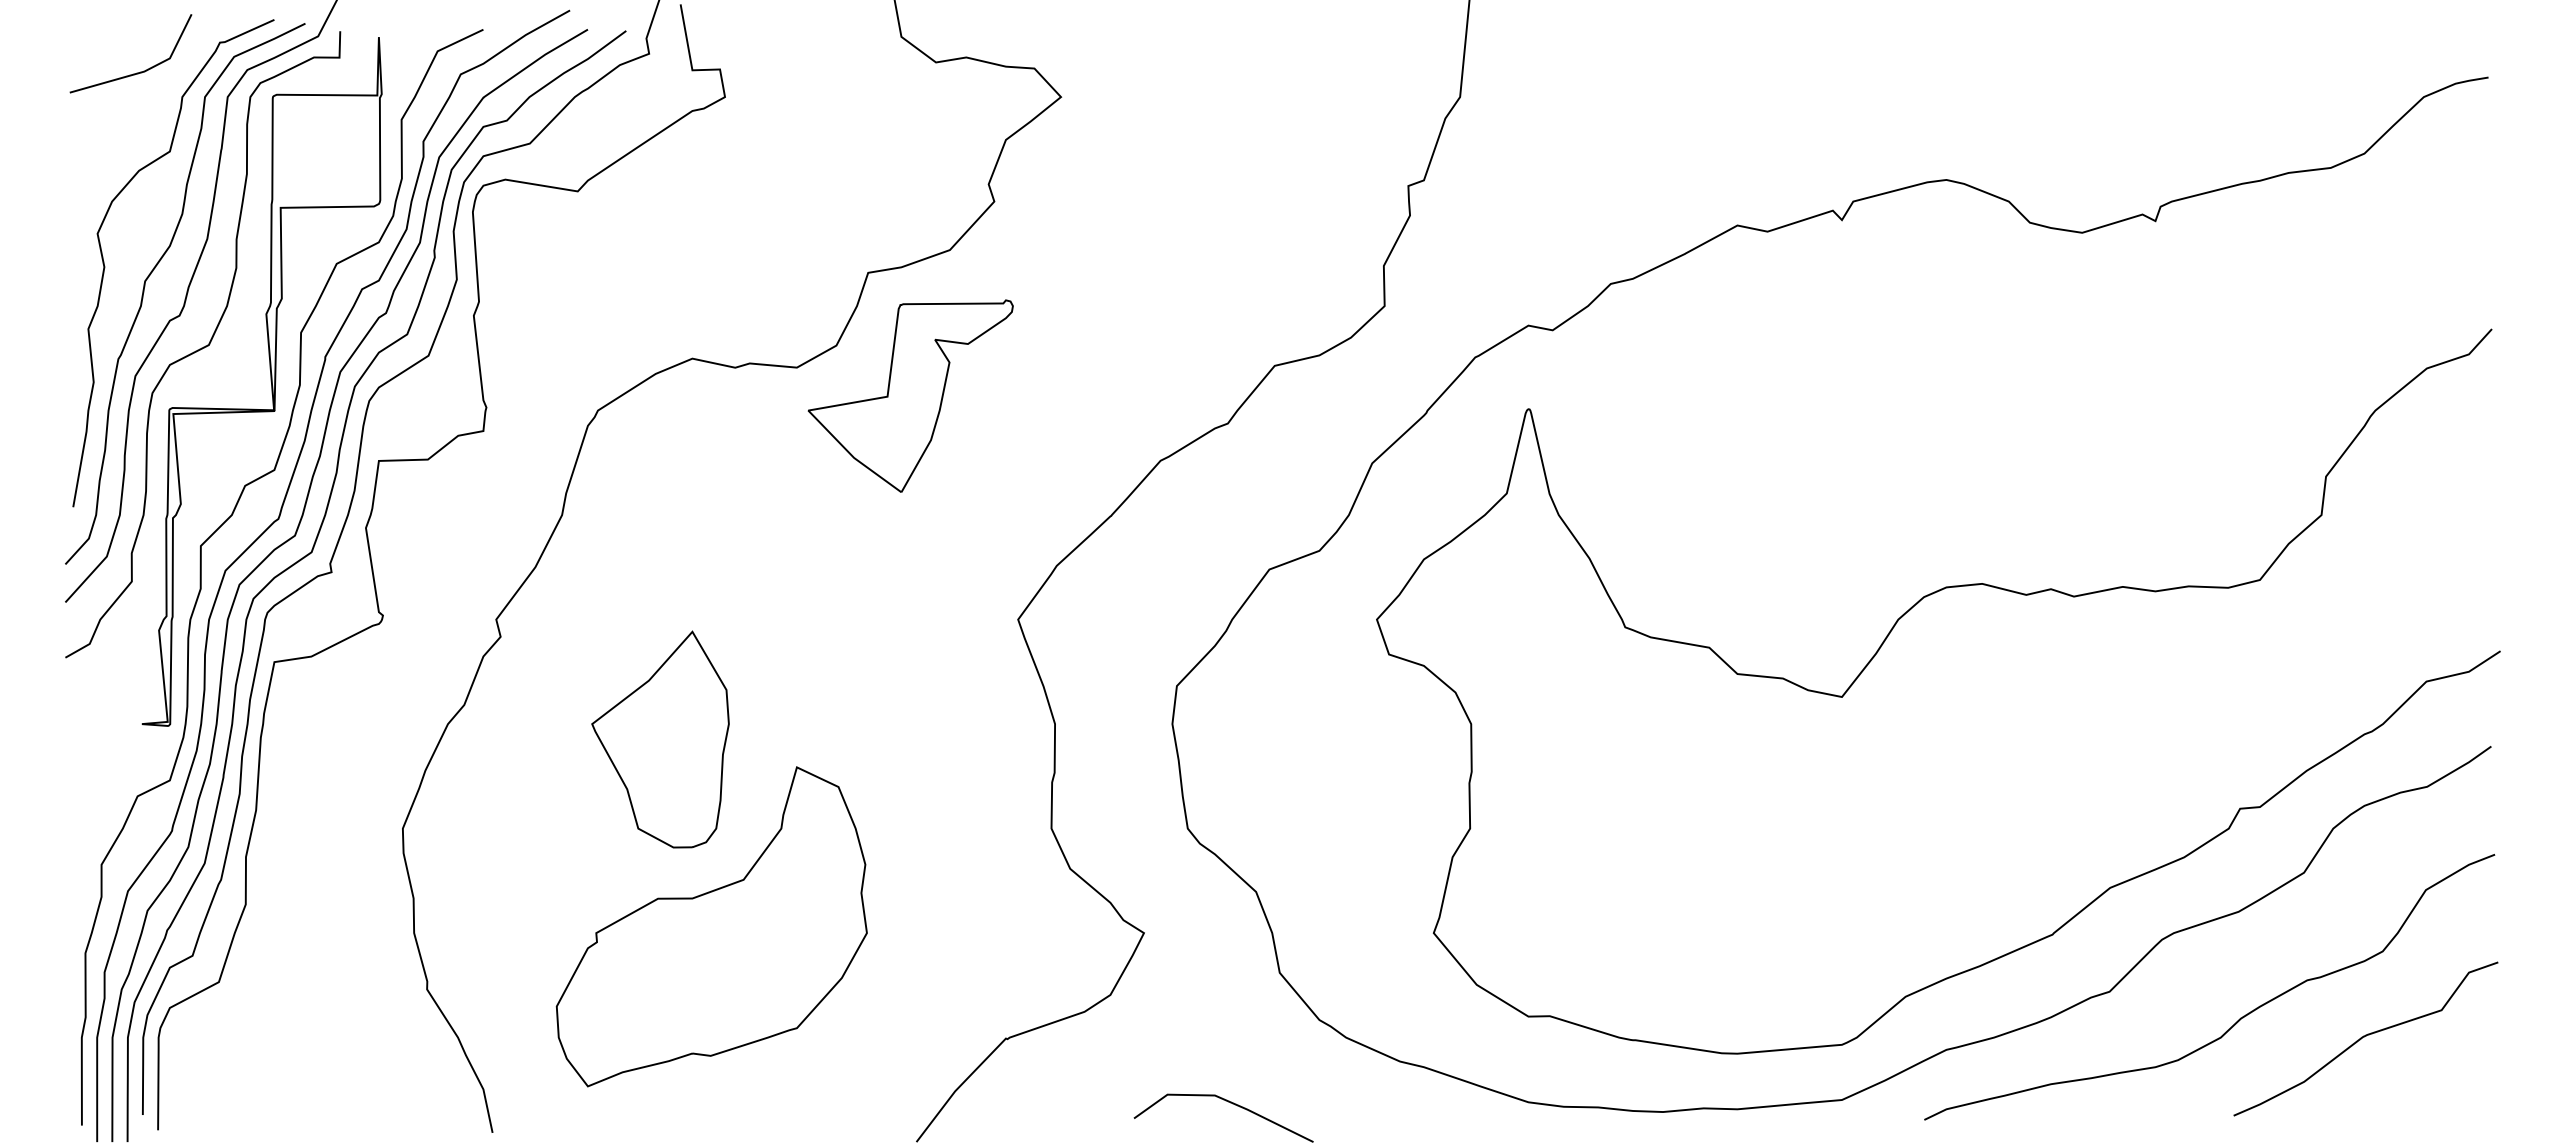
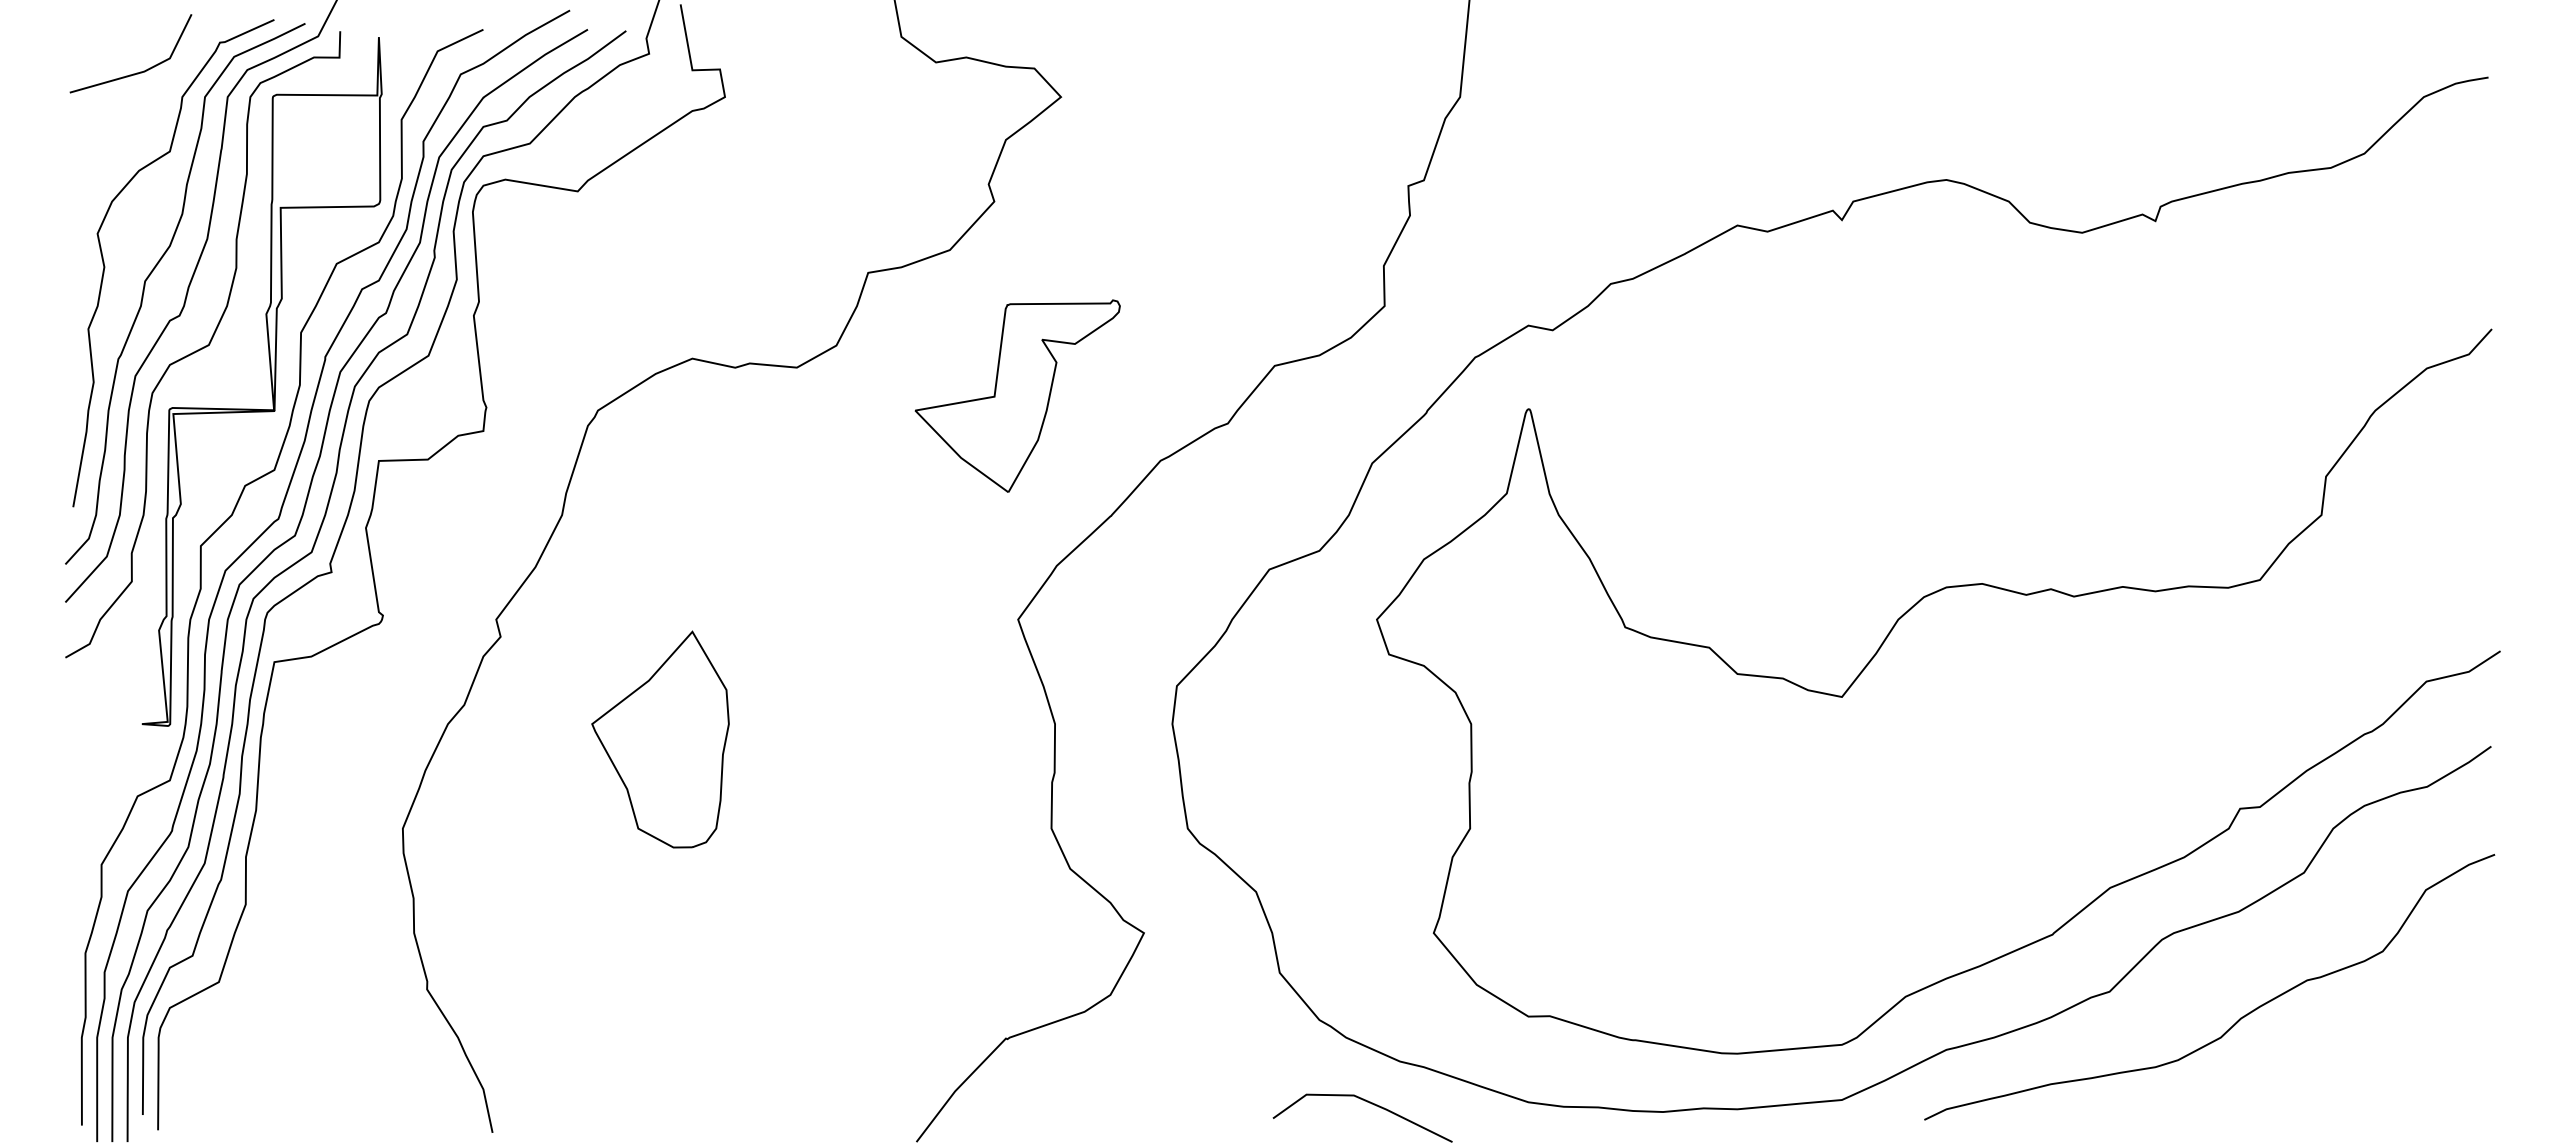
part position: (910, 395) -> (1017, 395) (1017, 395)
part: present -> none (711, 926)
curve: present -> none (2364, 1037)
line position: (1230, 1103) -> (1369, 1103) (1369, 1103)
